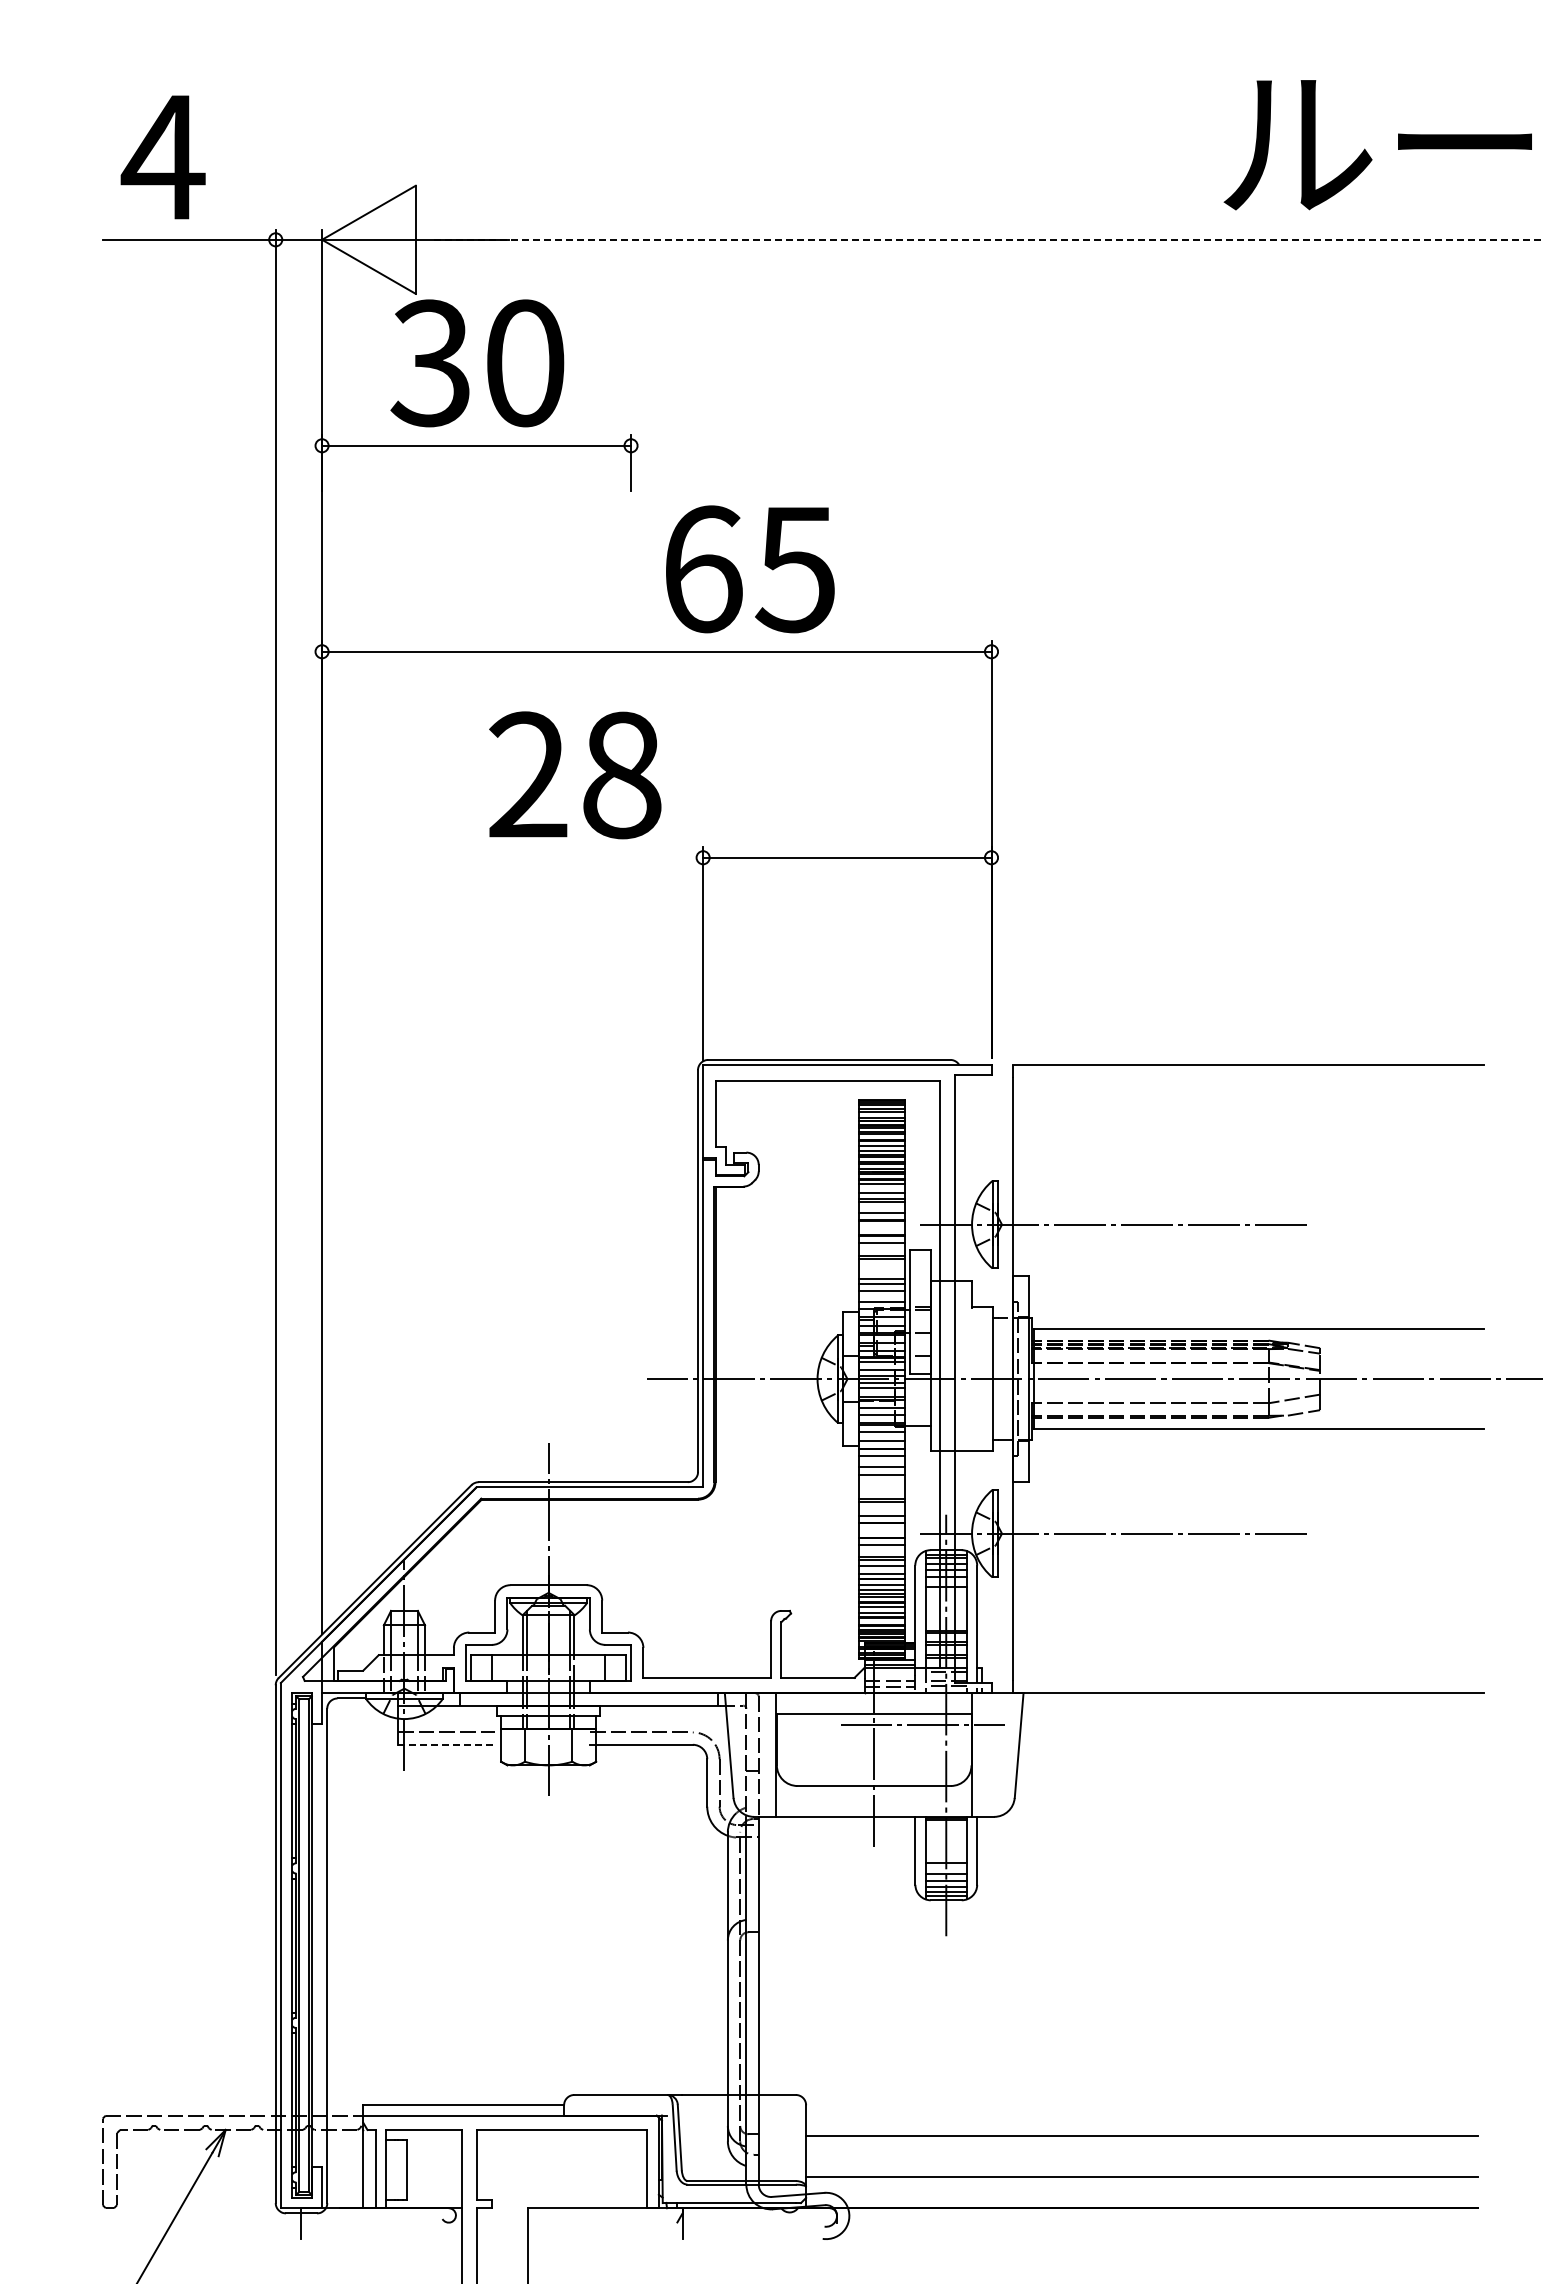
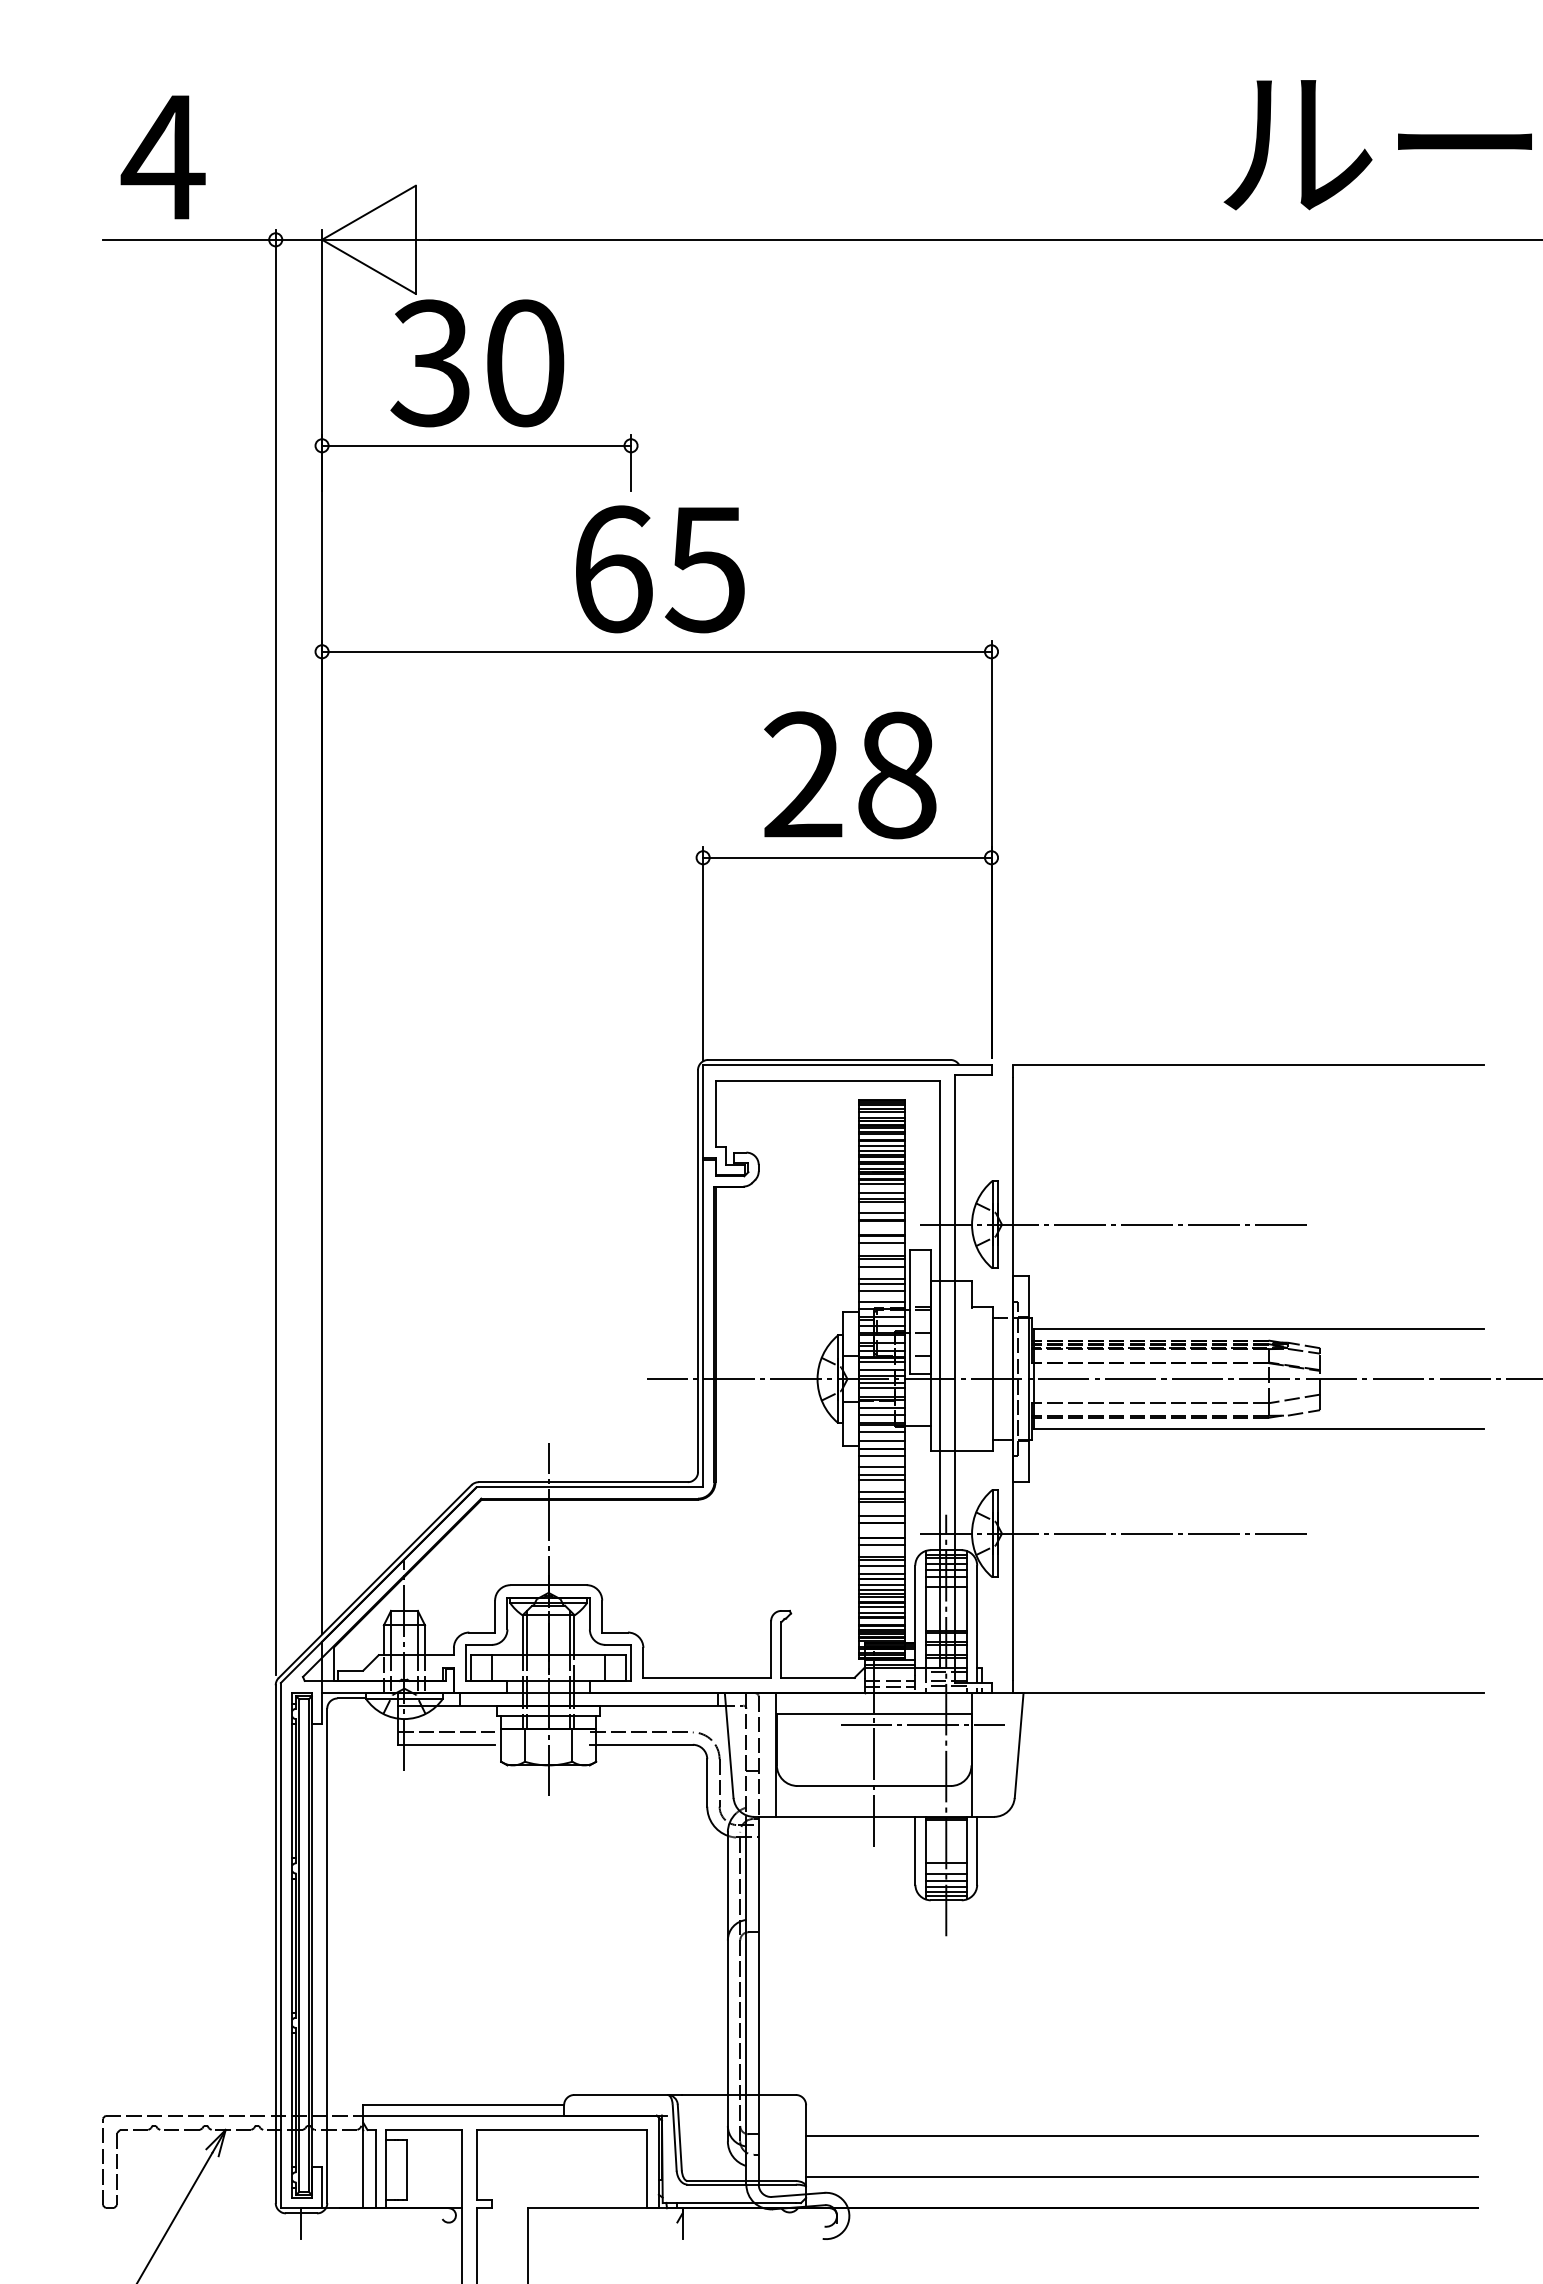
line: dashed -> solid (986, 239)
text position: (750, 569) -> (660, 569) (660, 569)
text position: (575, 775) -> (850, 775) (850, 775)
line: none -> present (881, 1266)
line: none -> present (881, 1479)
line: none -> present (881, 1491)
line: dashed -> solid (447, 1744)
